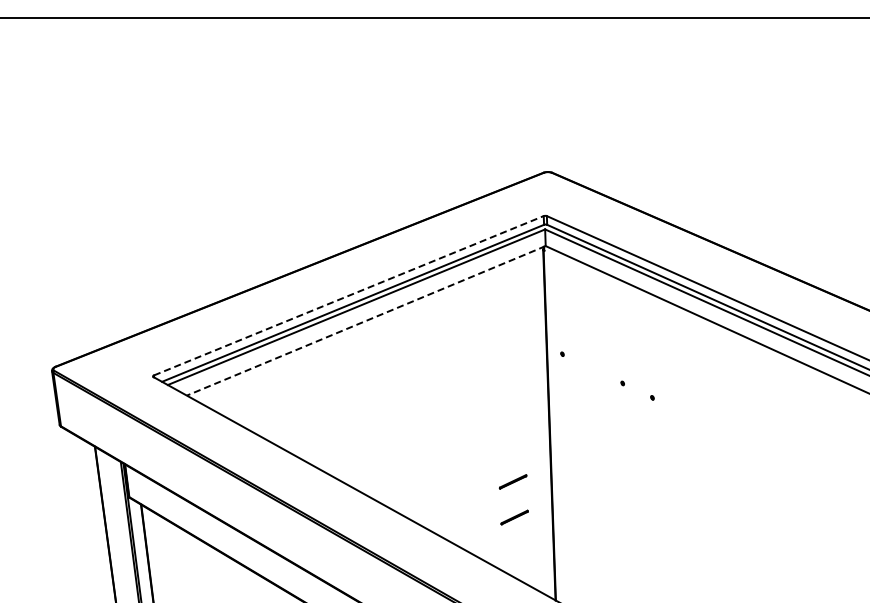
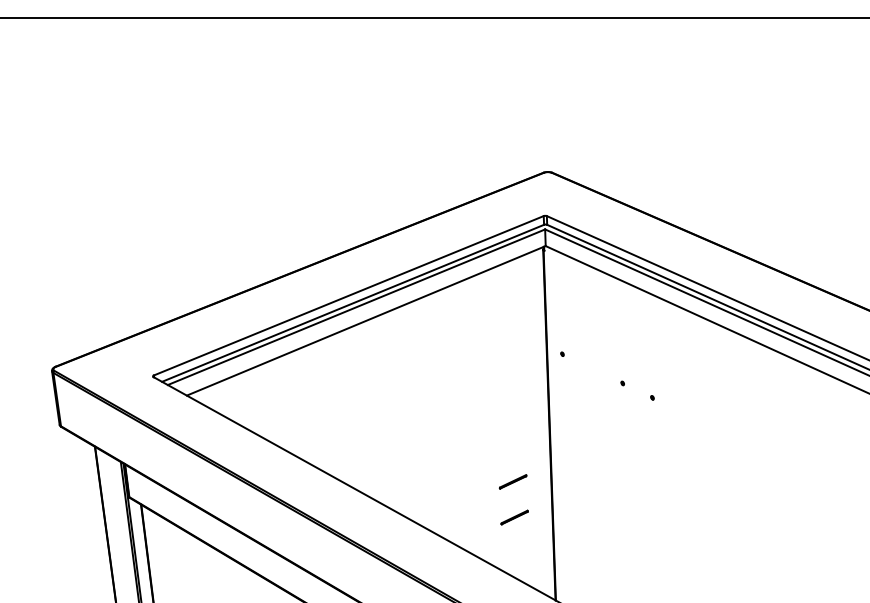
line: dashed -> solid (348, 295)
line: dashed -> solid (365, 321)
